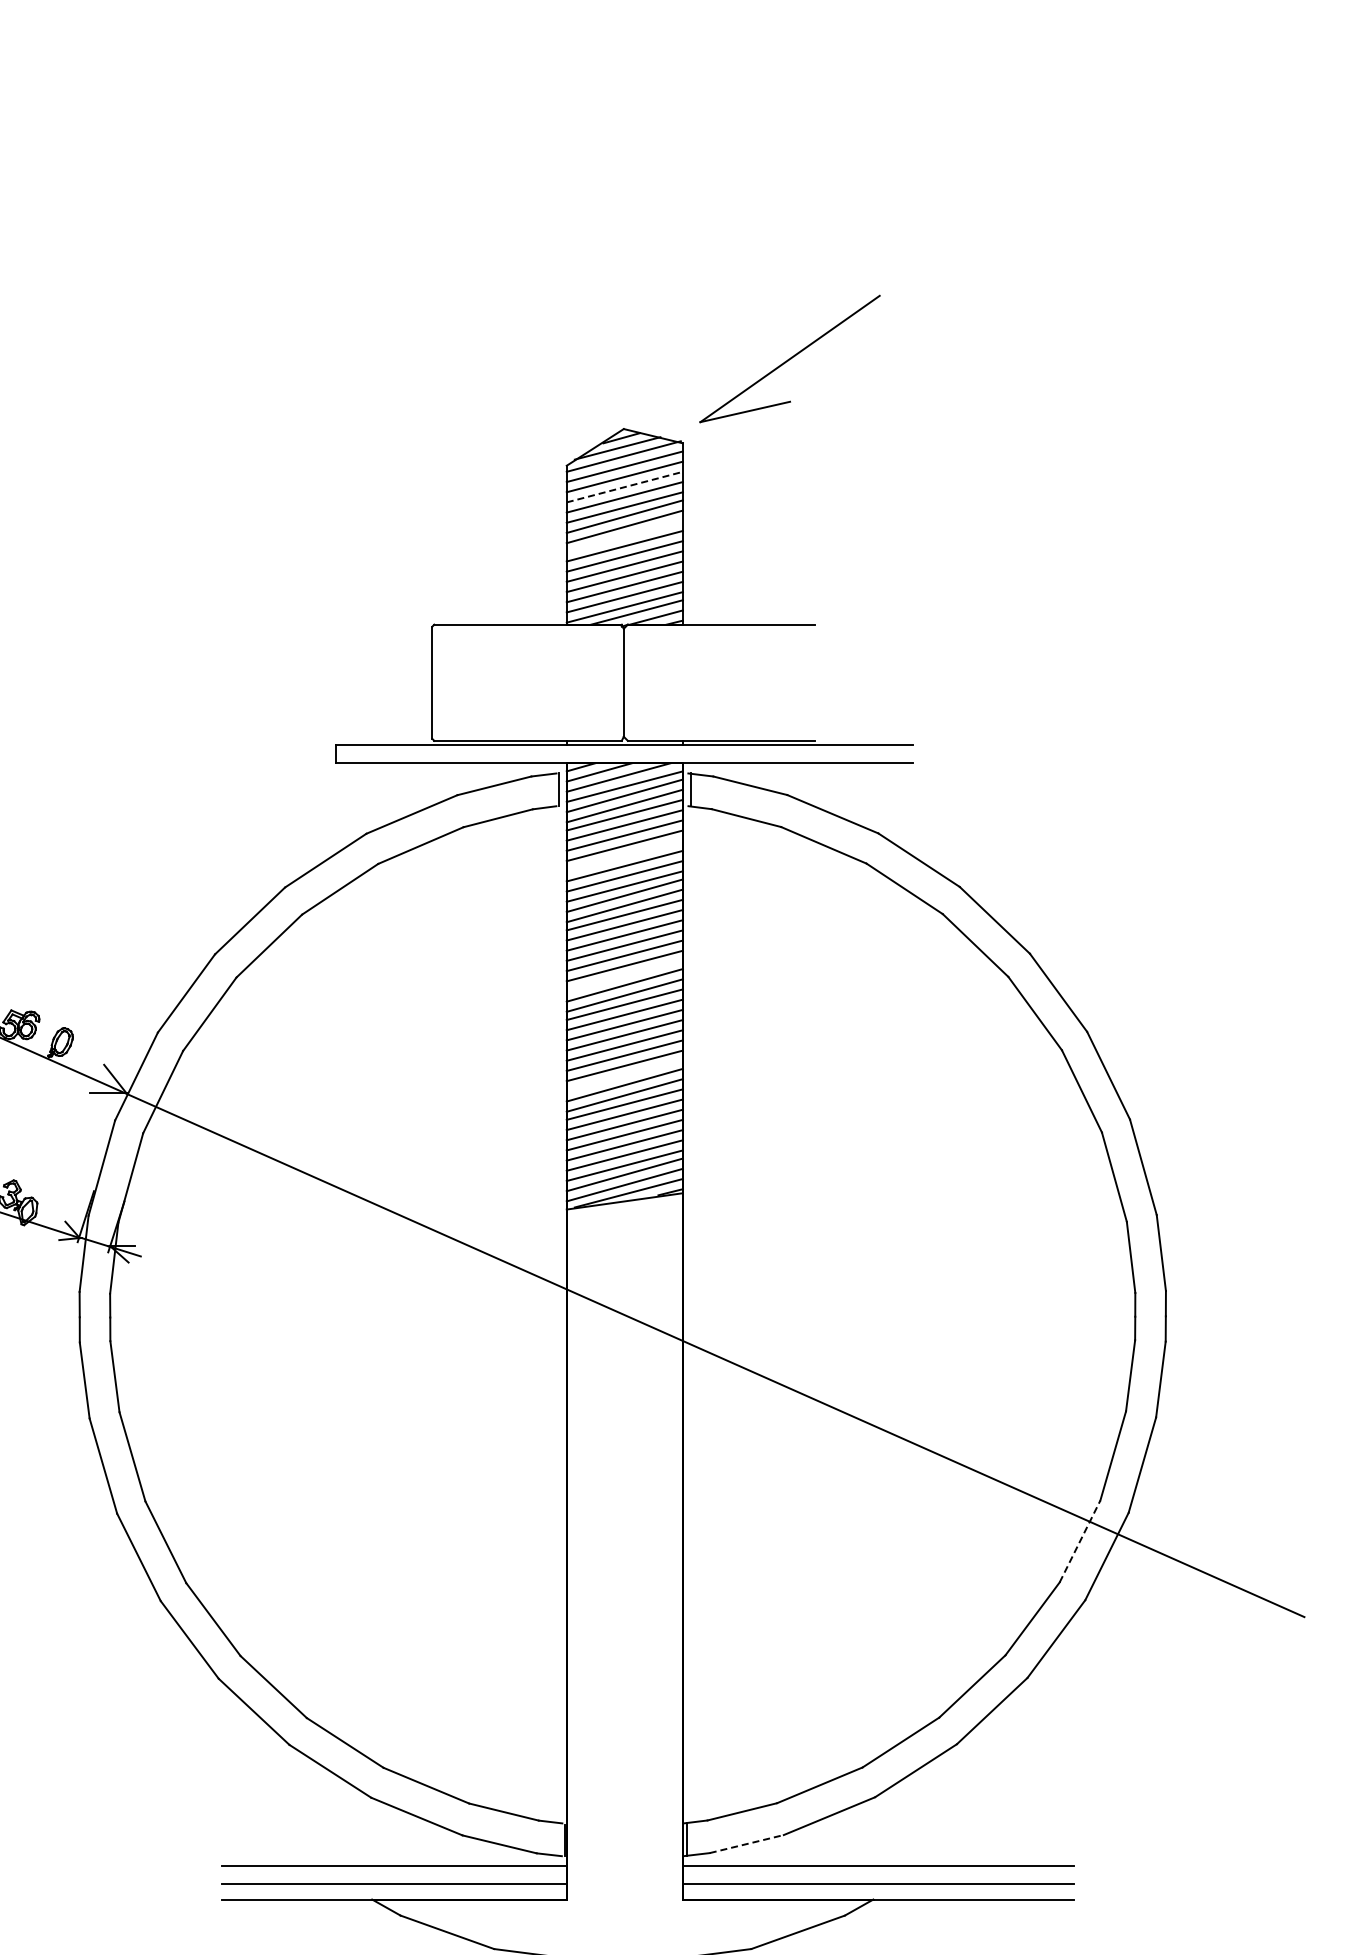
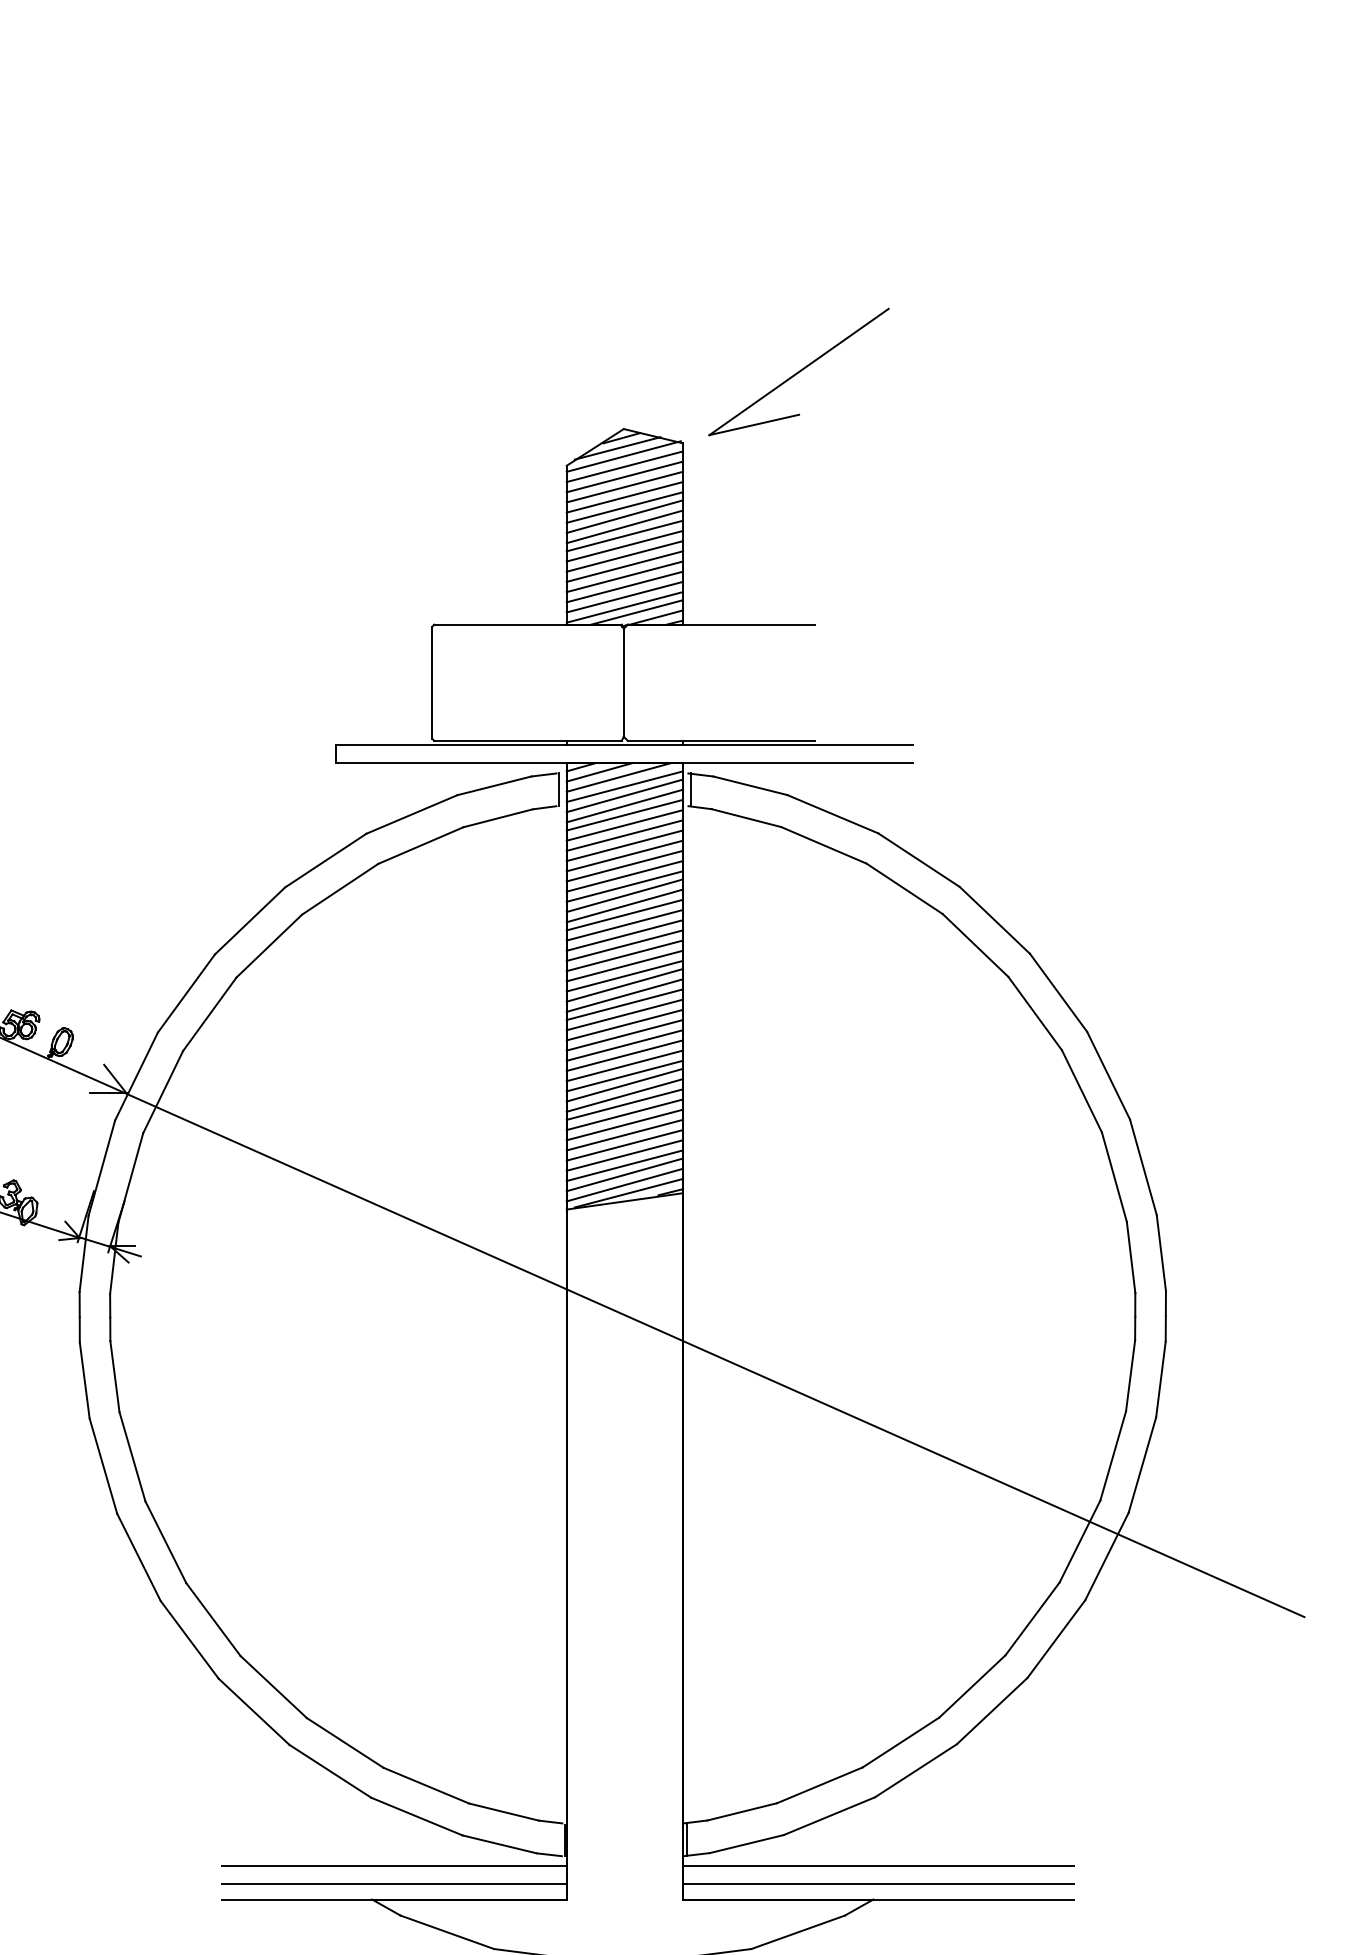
part position: (789, 358) -> (798, 371) (798, 371)
line: dashed -> solid (625, 487)
line: none -> present (624, 535)
line: none -> present (624, 855)
line: none -> present (624, 975)
line: none -> present (624, 1075)
line: dashed -> solid (1080, 1541)
line: dashed -> solid (747, 1843)
